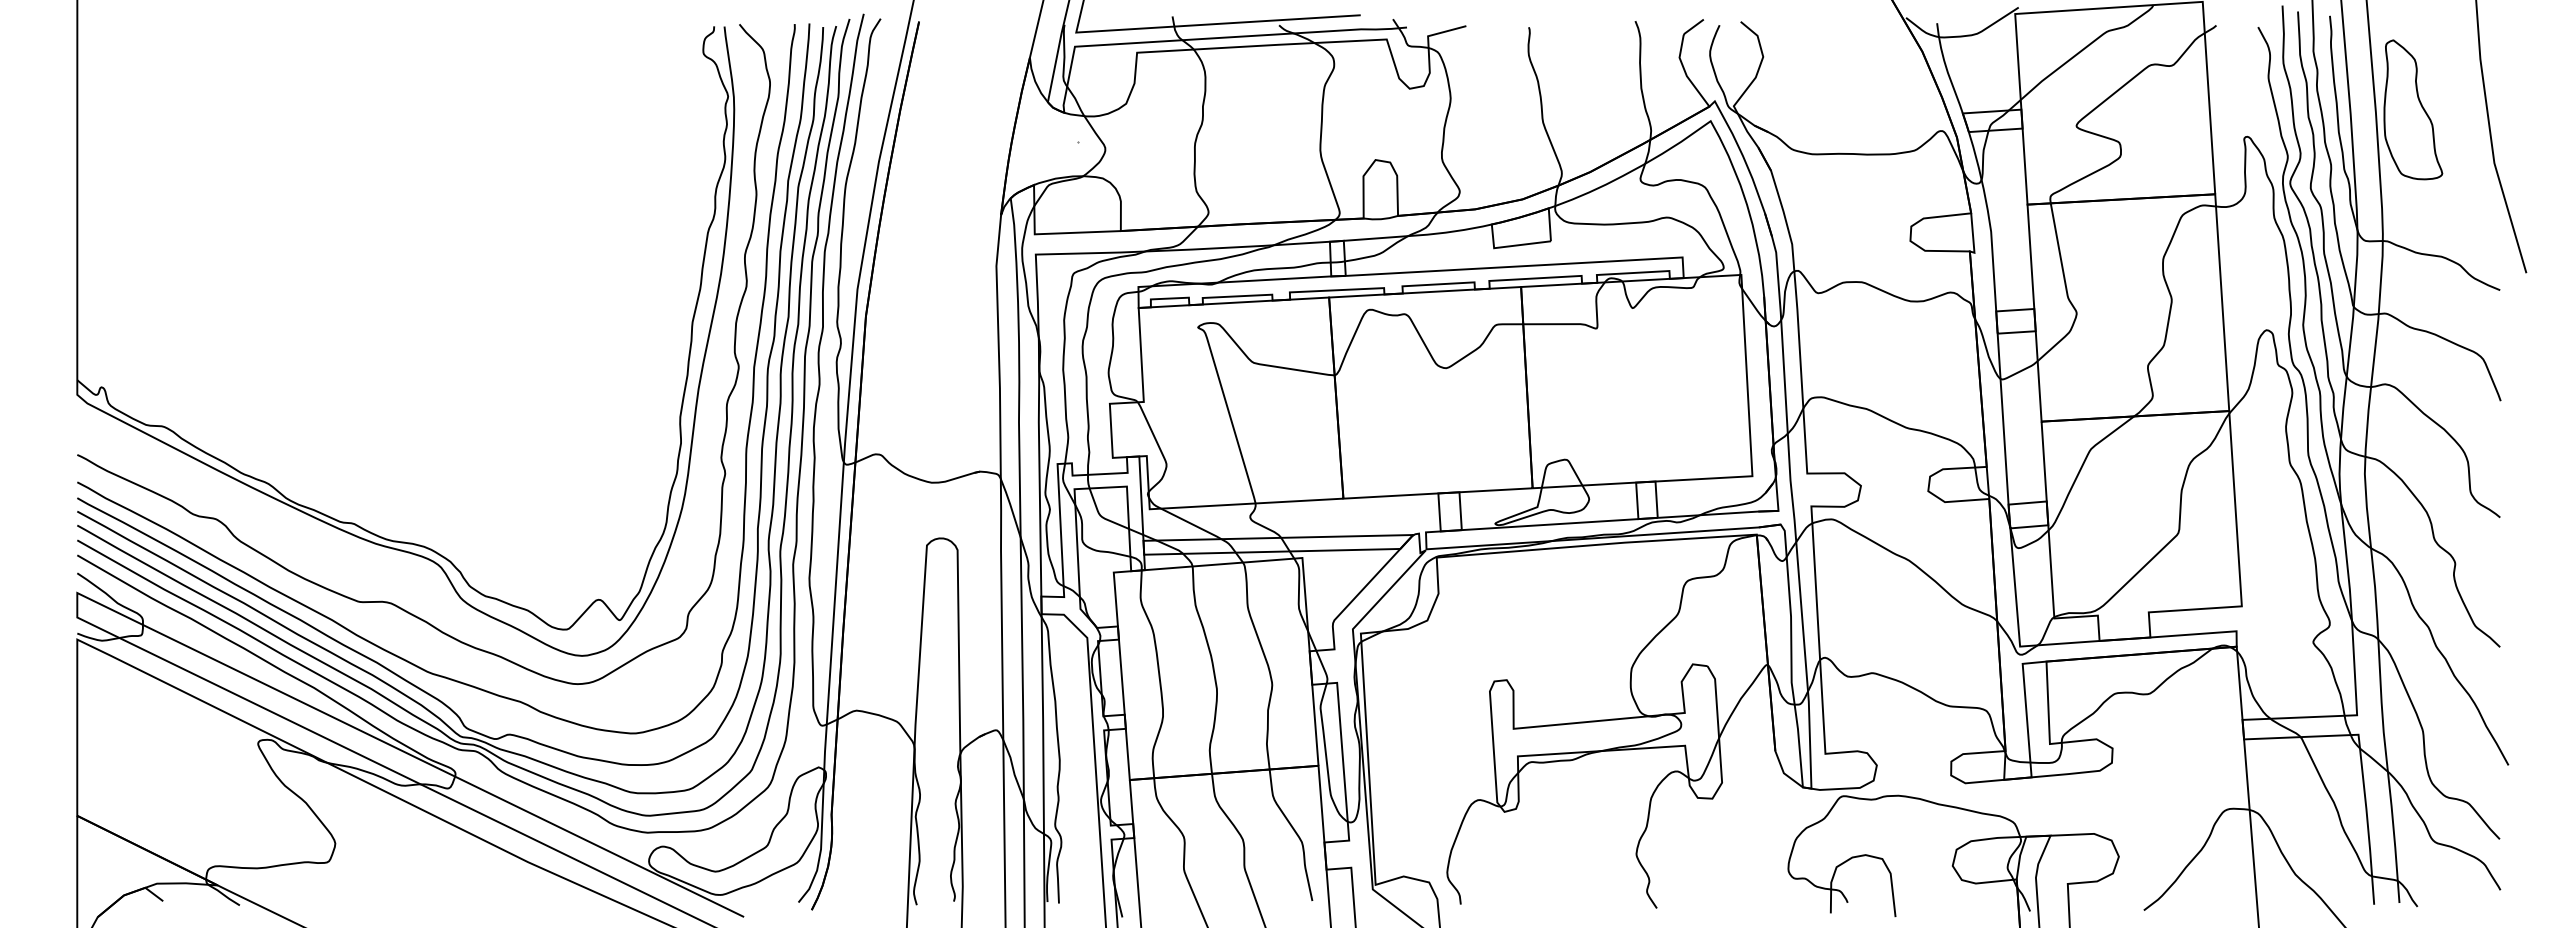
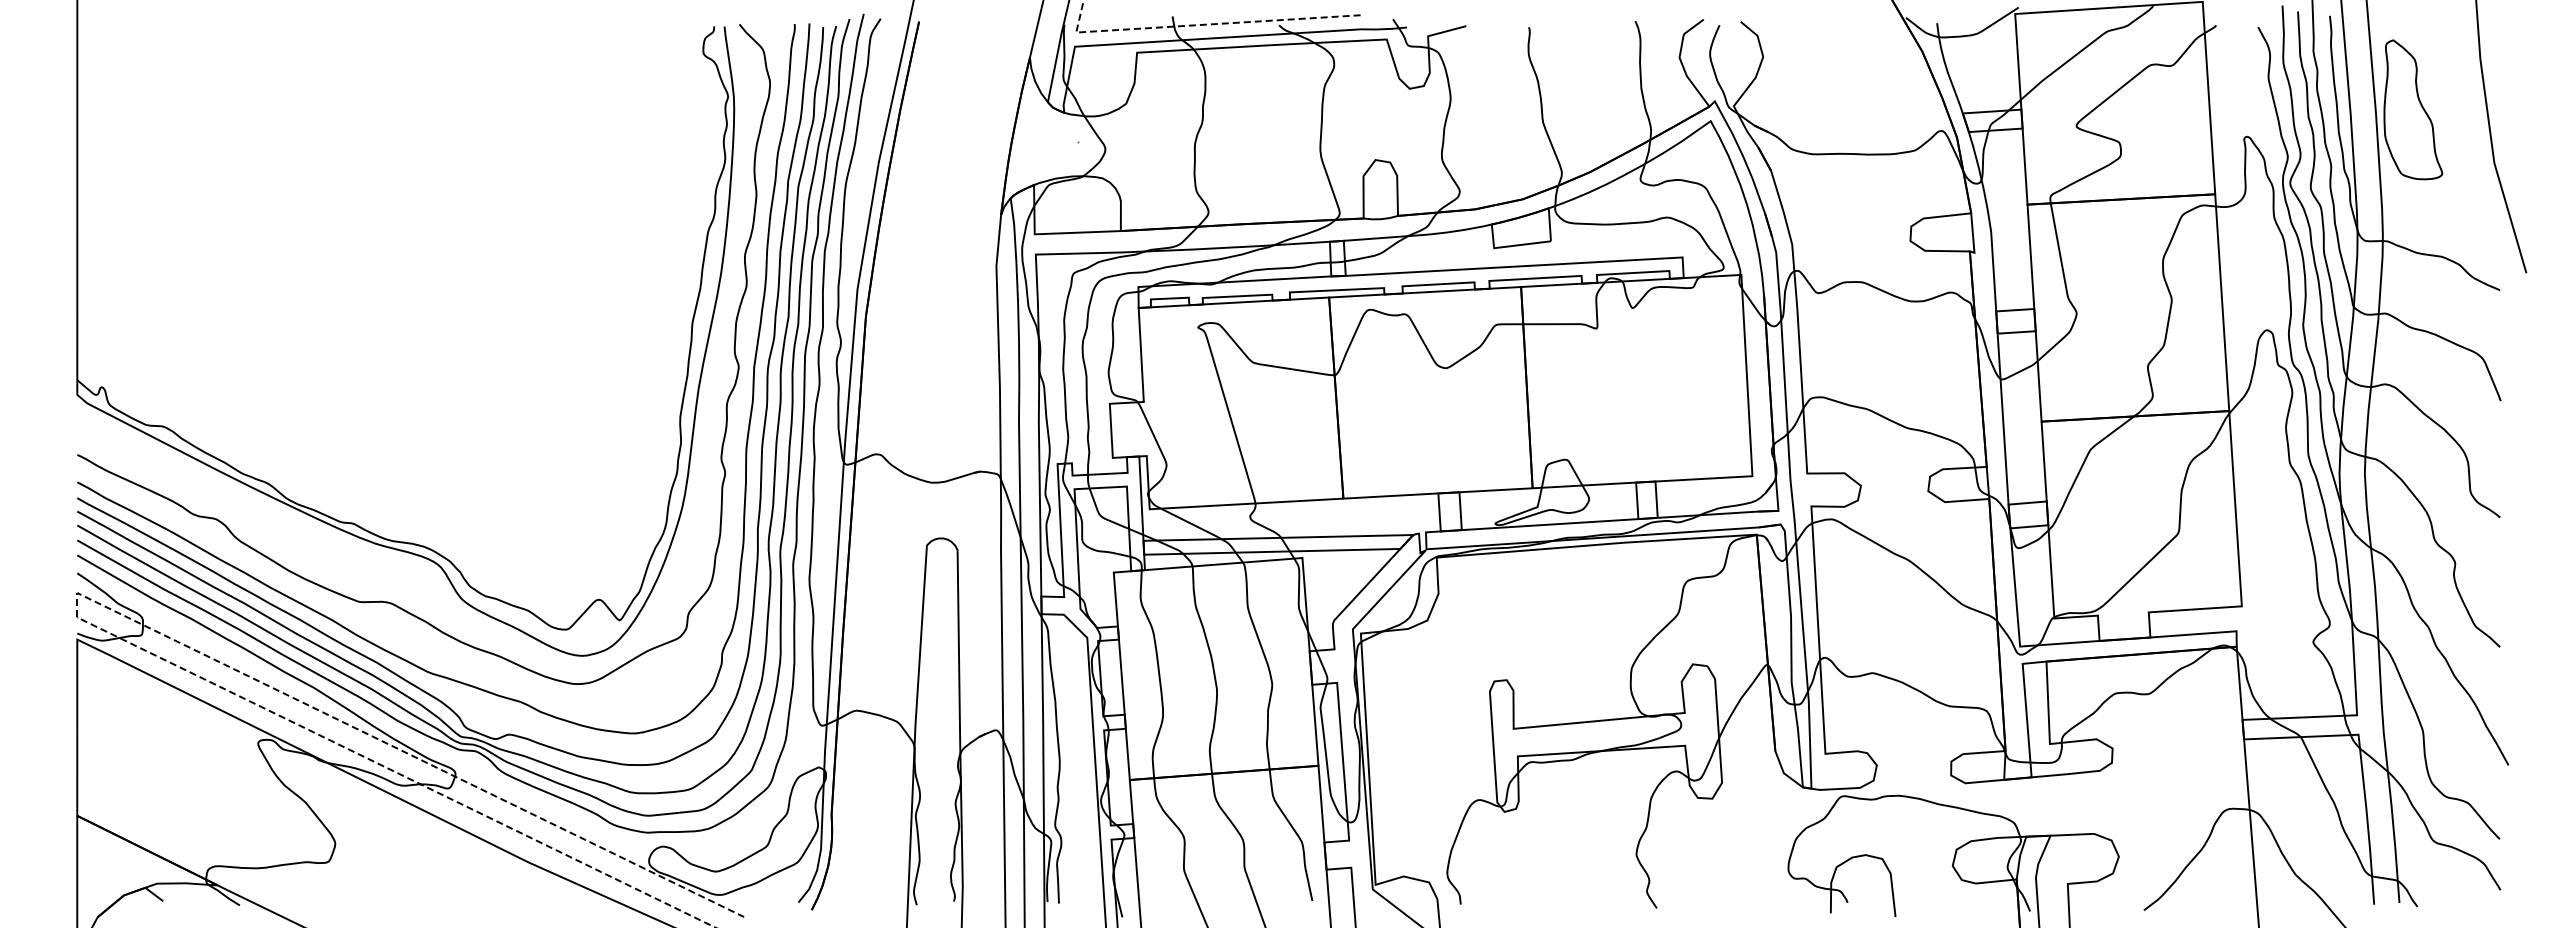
line: solid -> dashed (1201, 24)
line: solid -> dashed (79, 593)
